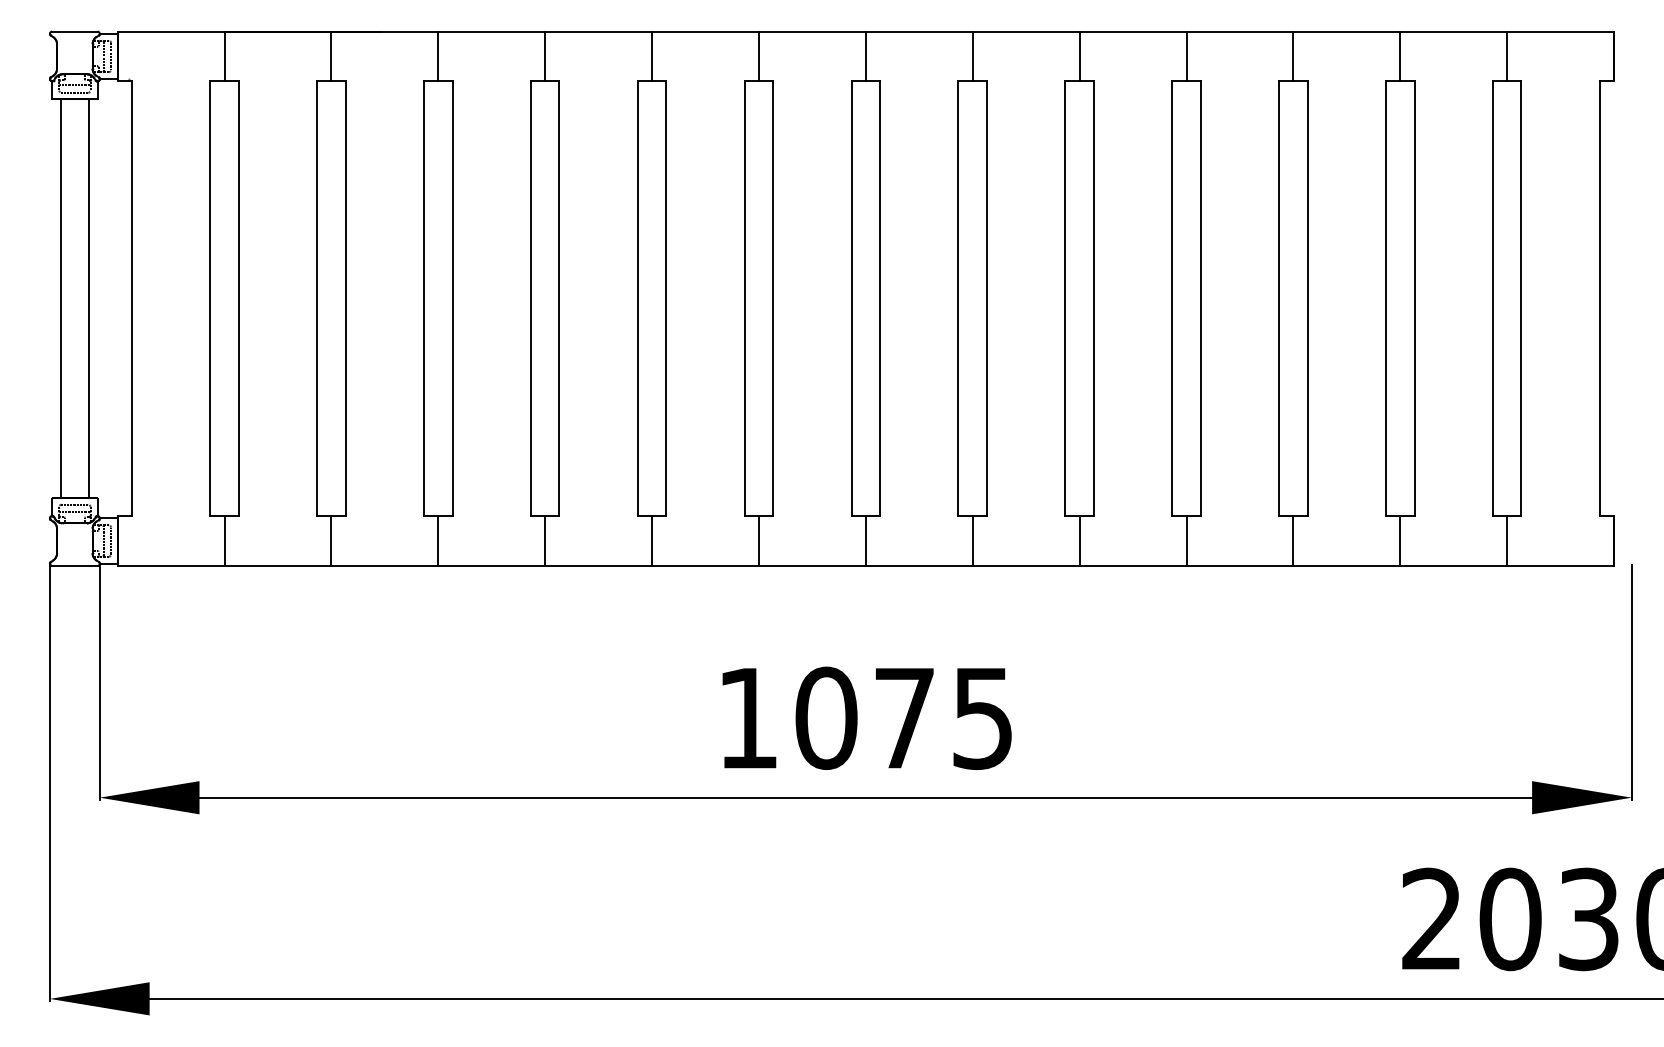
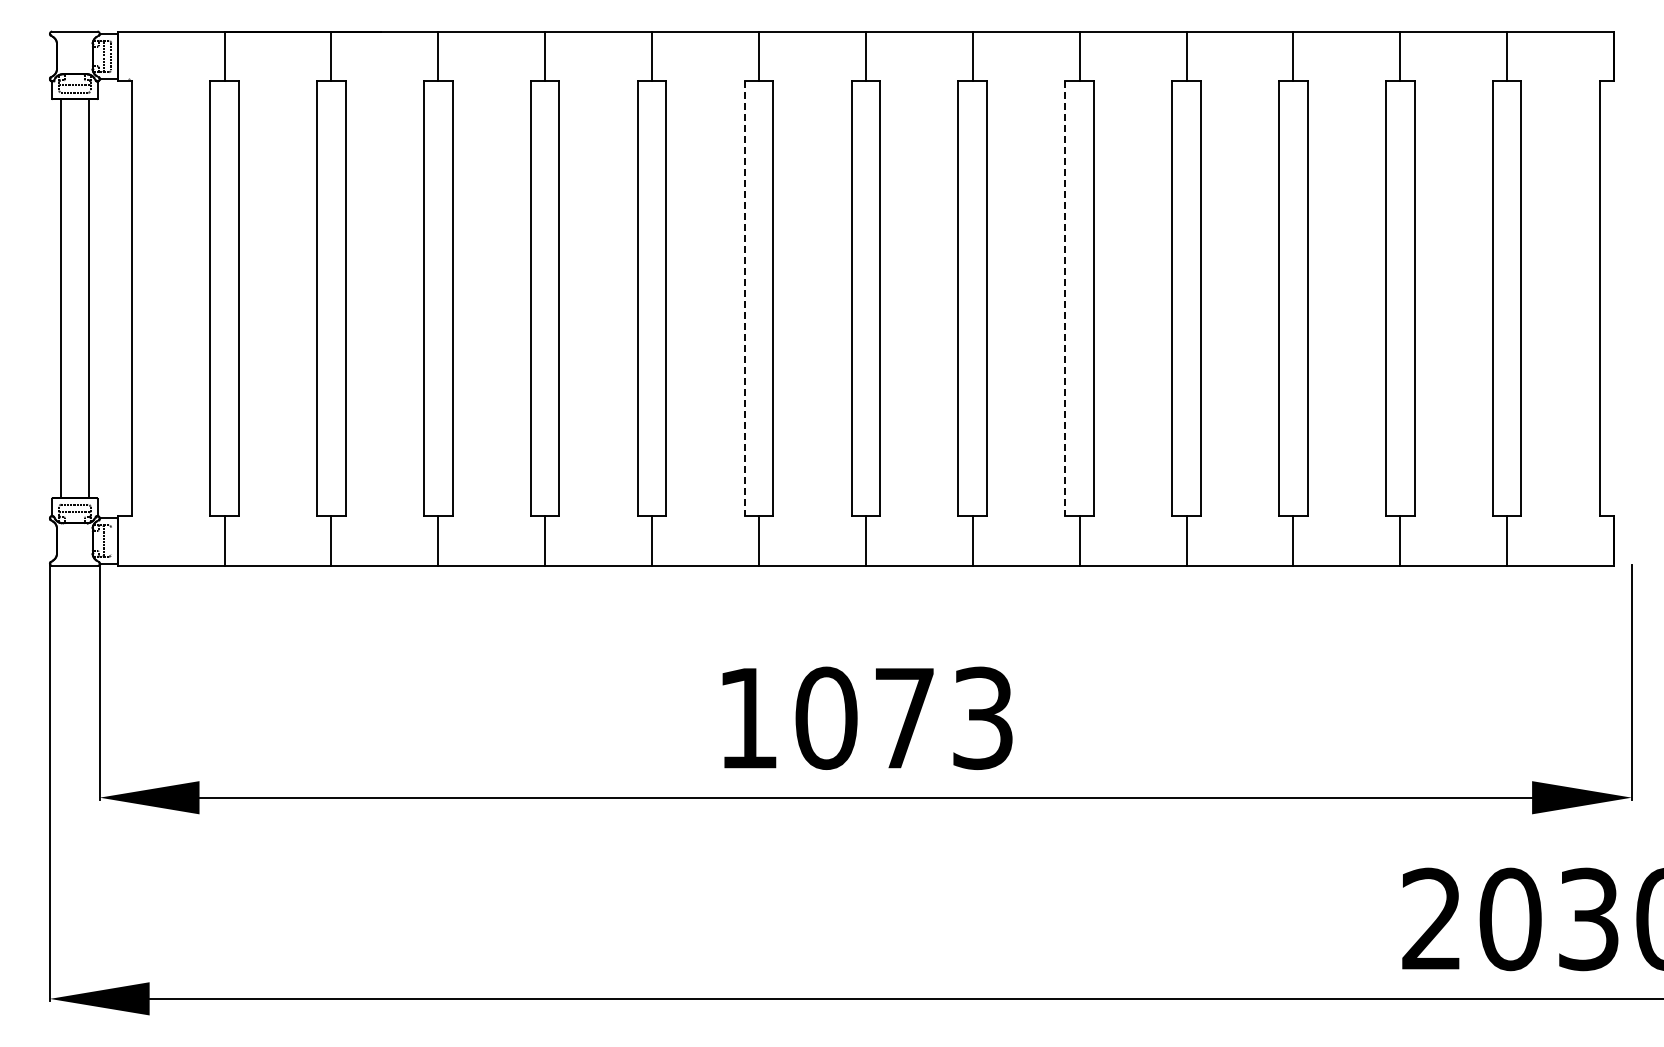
line: solid -> dashed (744, 299)
line: solid -> dashed (1065, 299)
line: present -> none (111, 540)
text: 1075 -> 1073 (982, 717)
